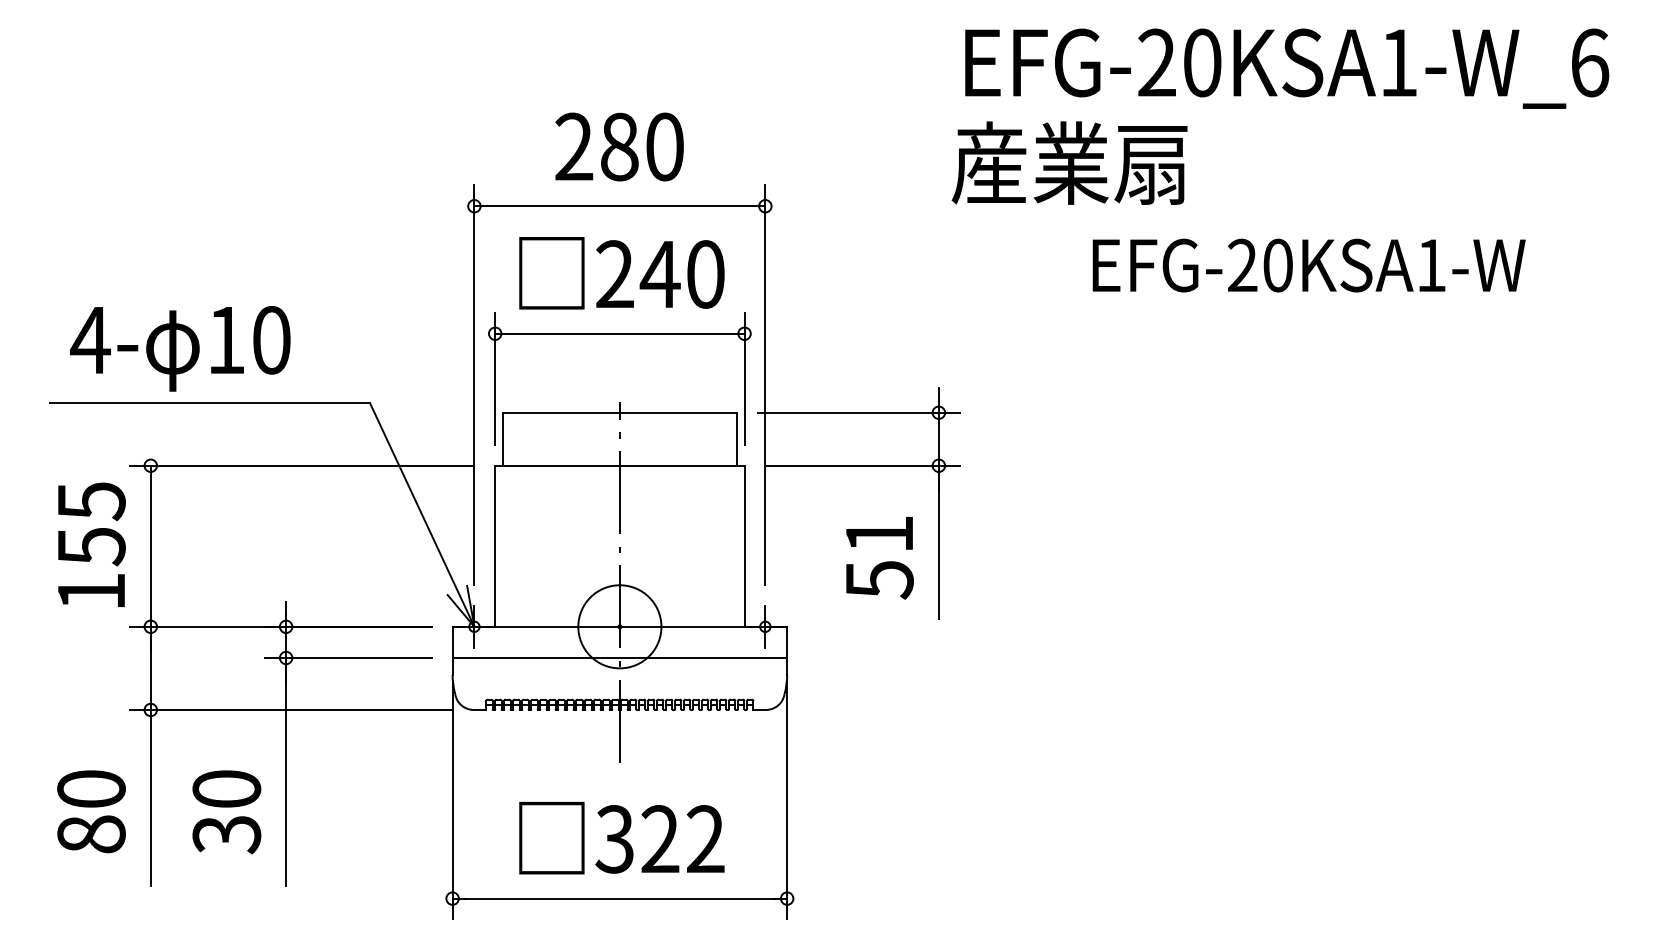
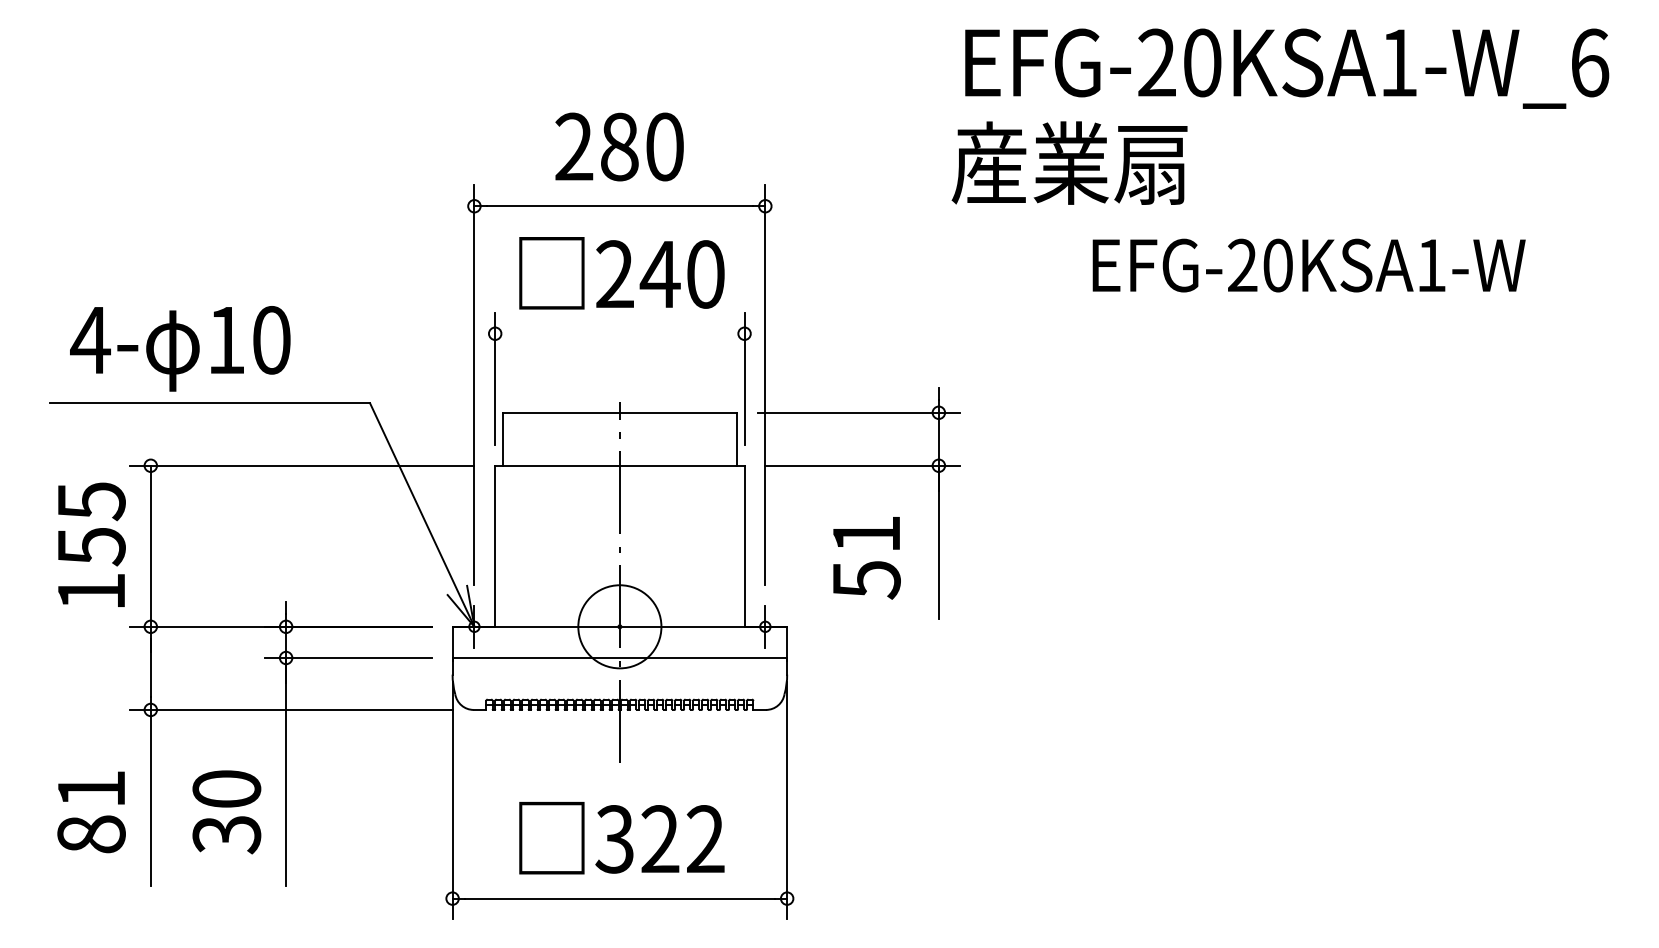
line: present -> none (619, 333)
text position: (879, 558) -> (866, 558) (866, 558)
text: 80 -> 81 (91, 788)
